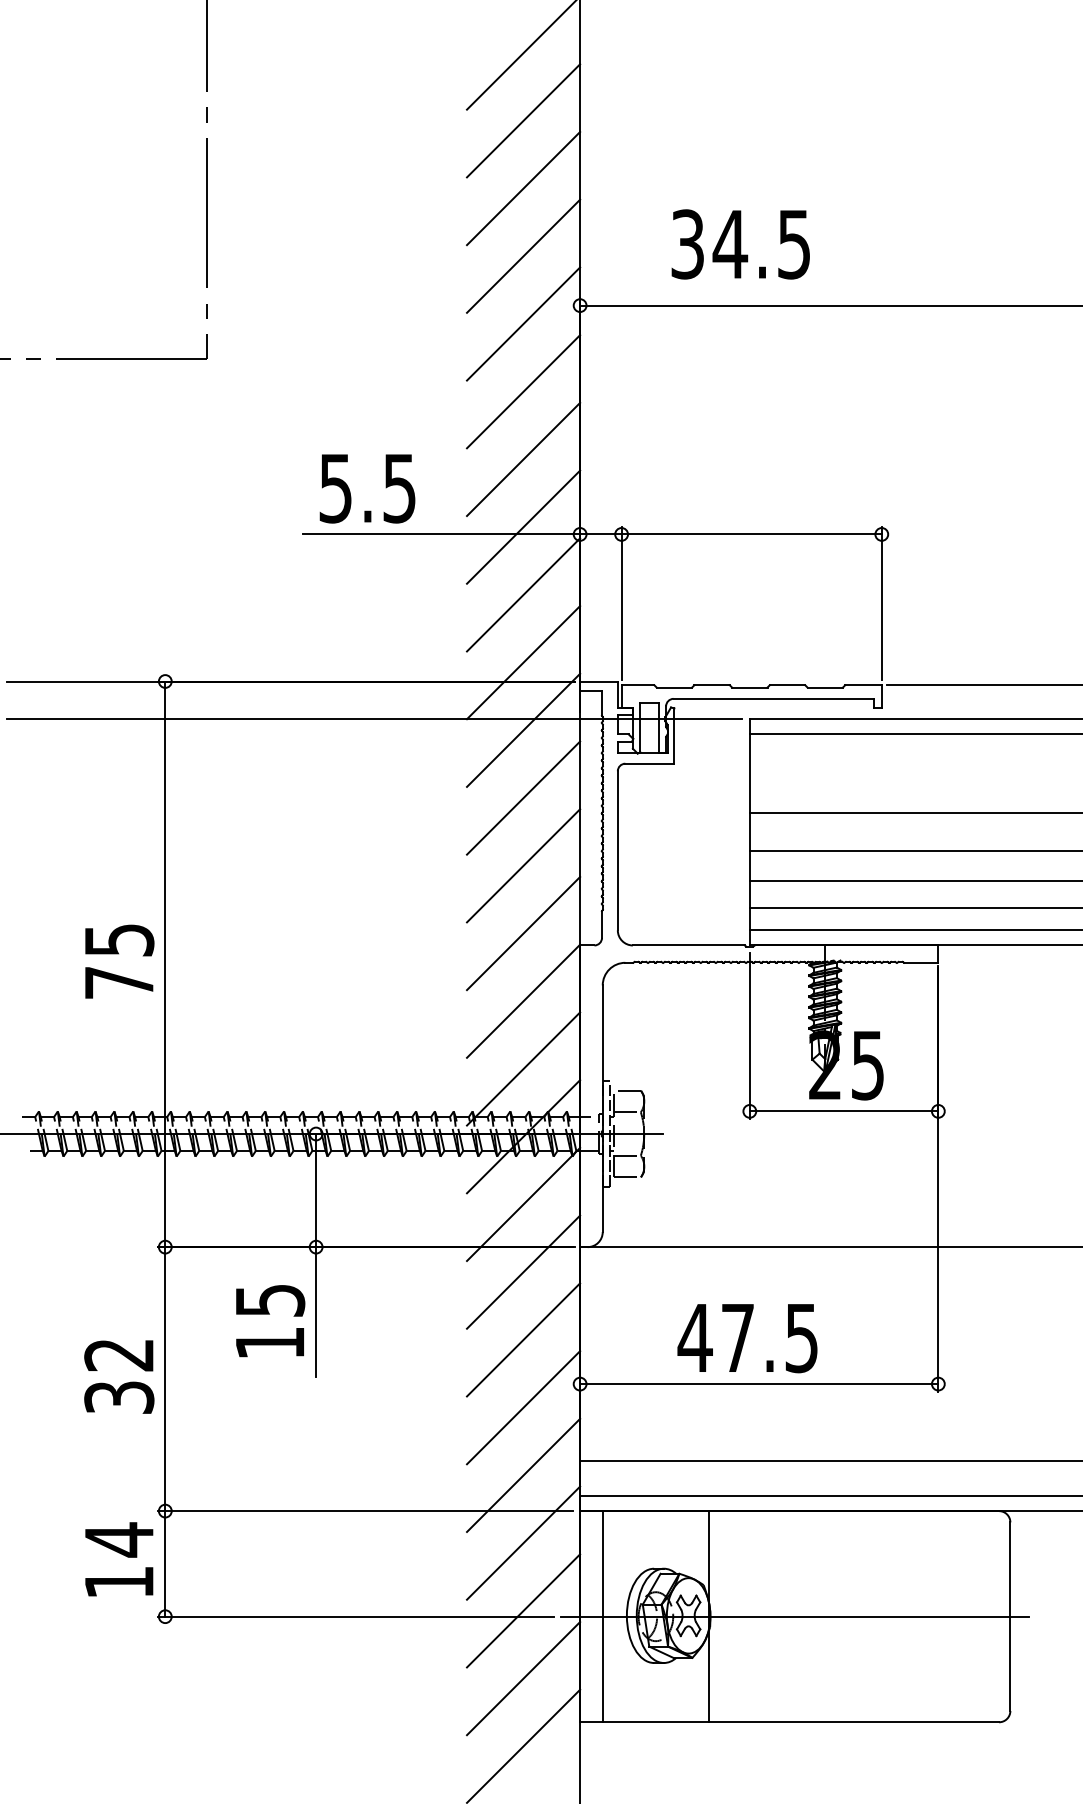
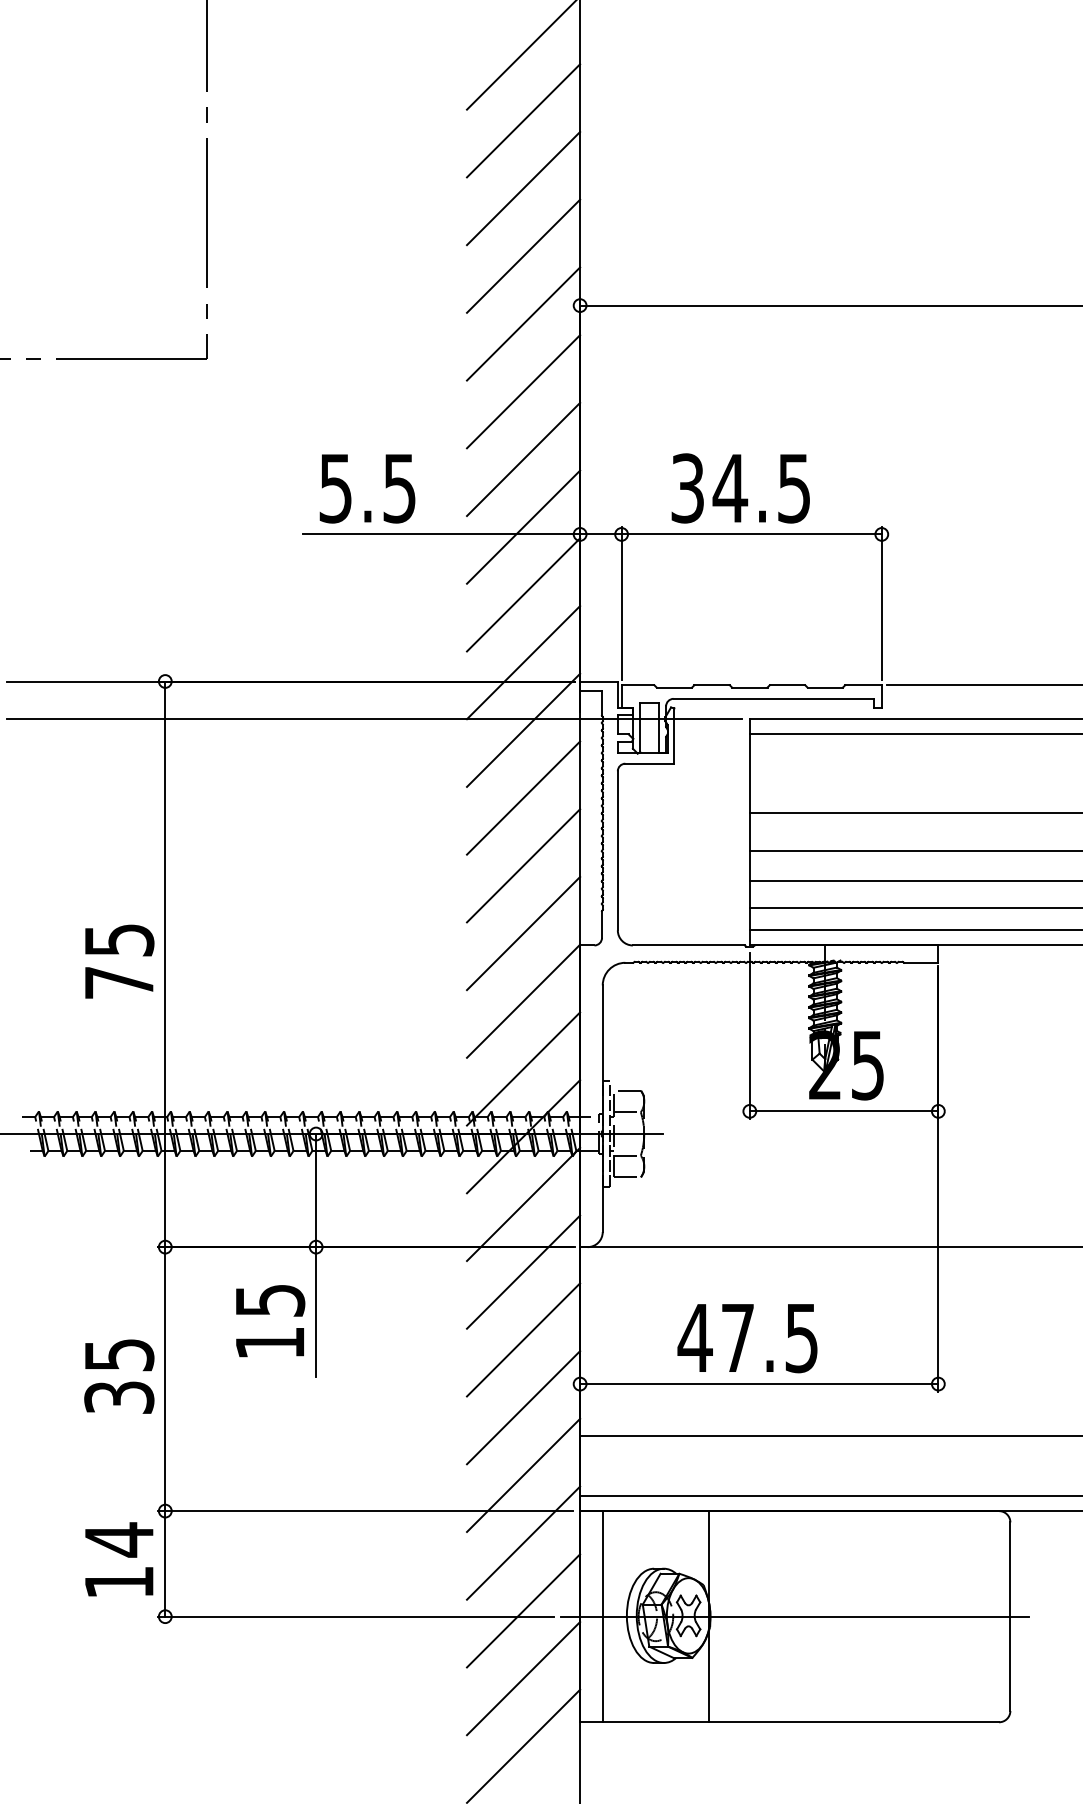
text position: (740, 244) -> (740, 488) (740, 488)
text: 32 -> 35 (119, 1355)
line position: (829, 1460) -> (829, 1435) (829, 1435)
